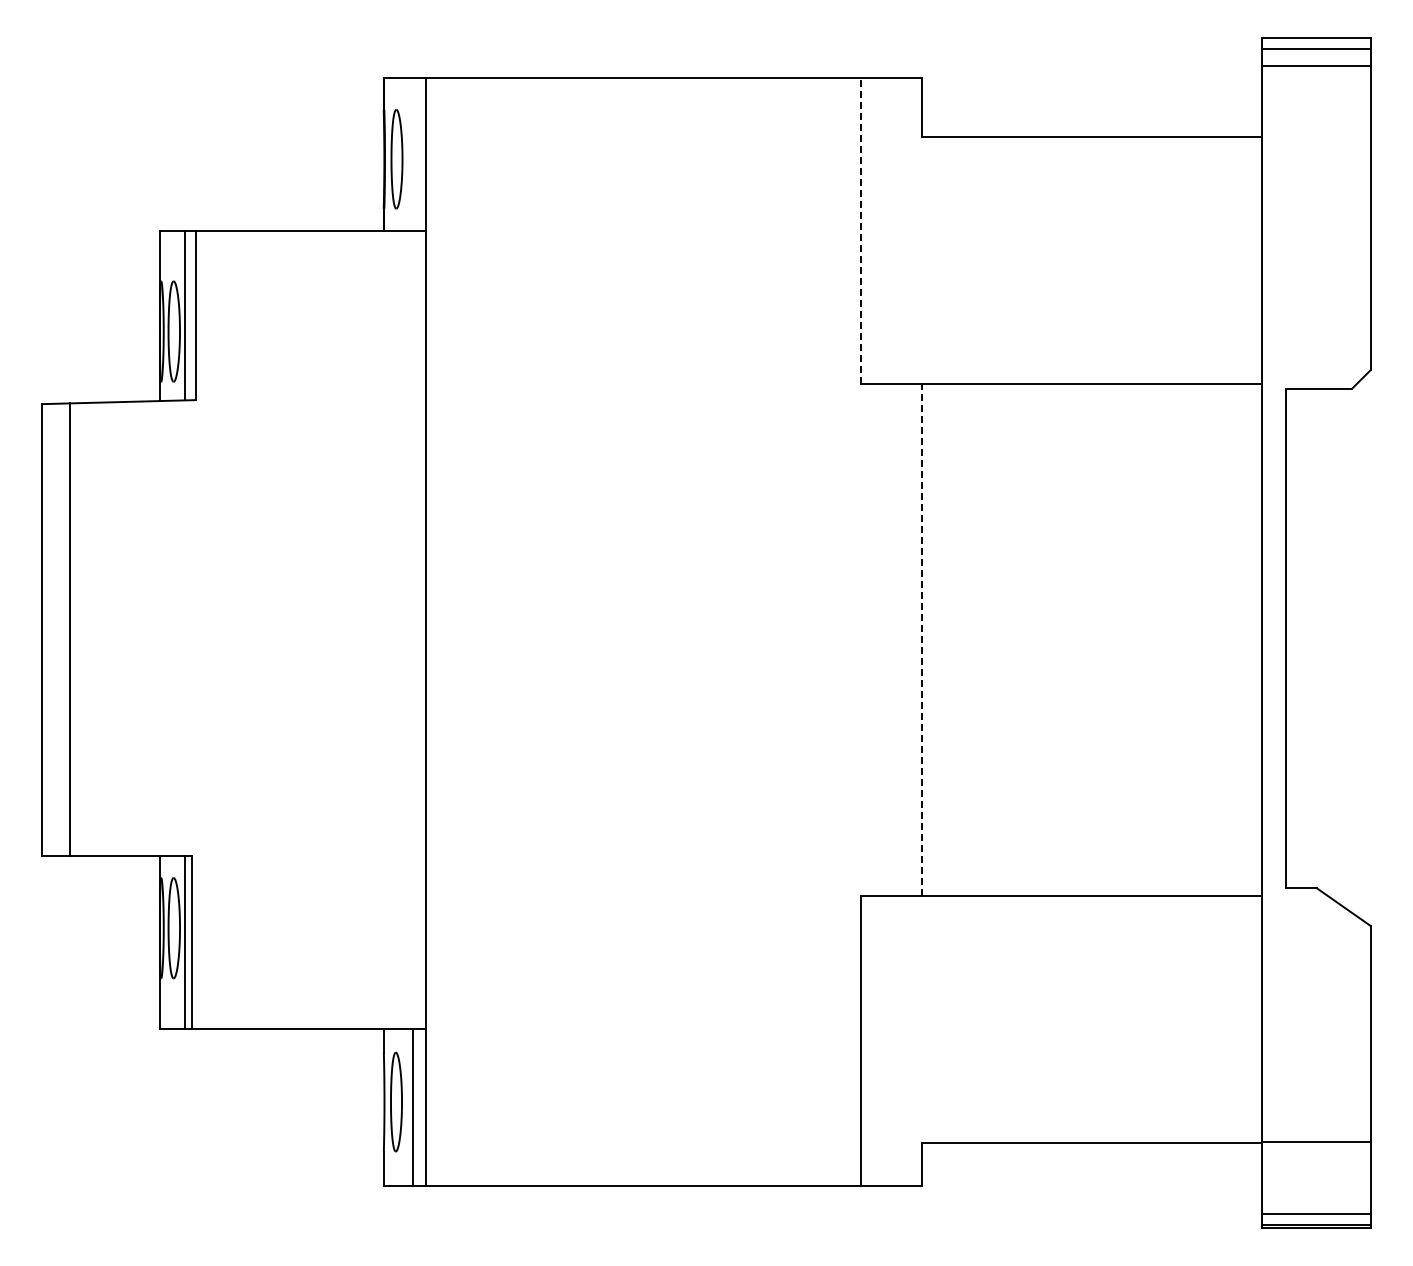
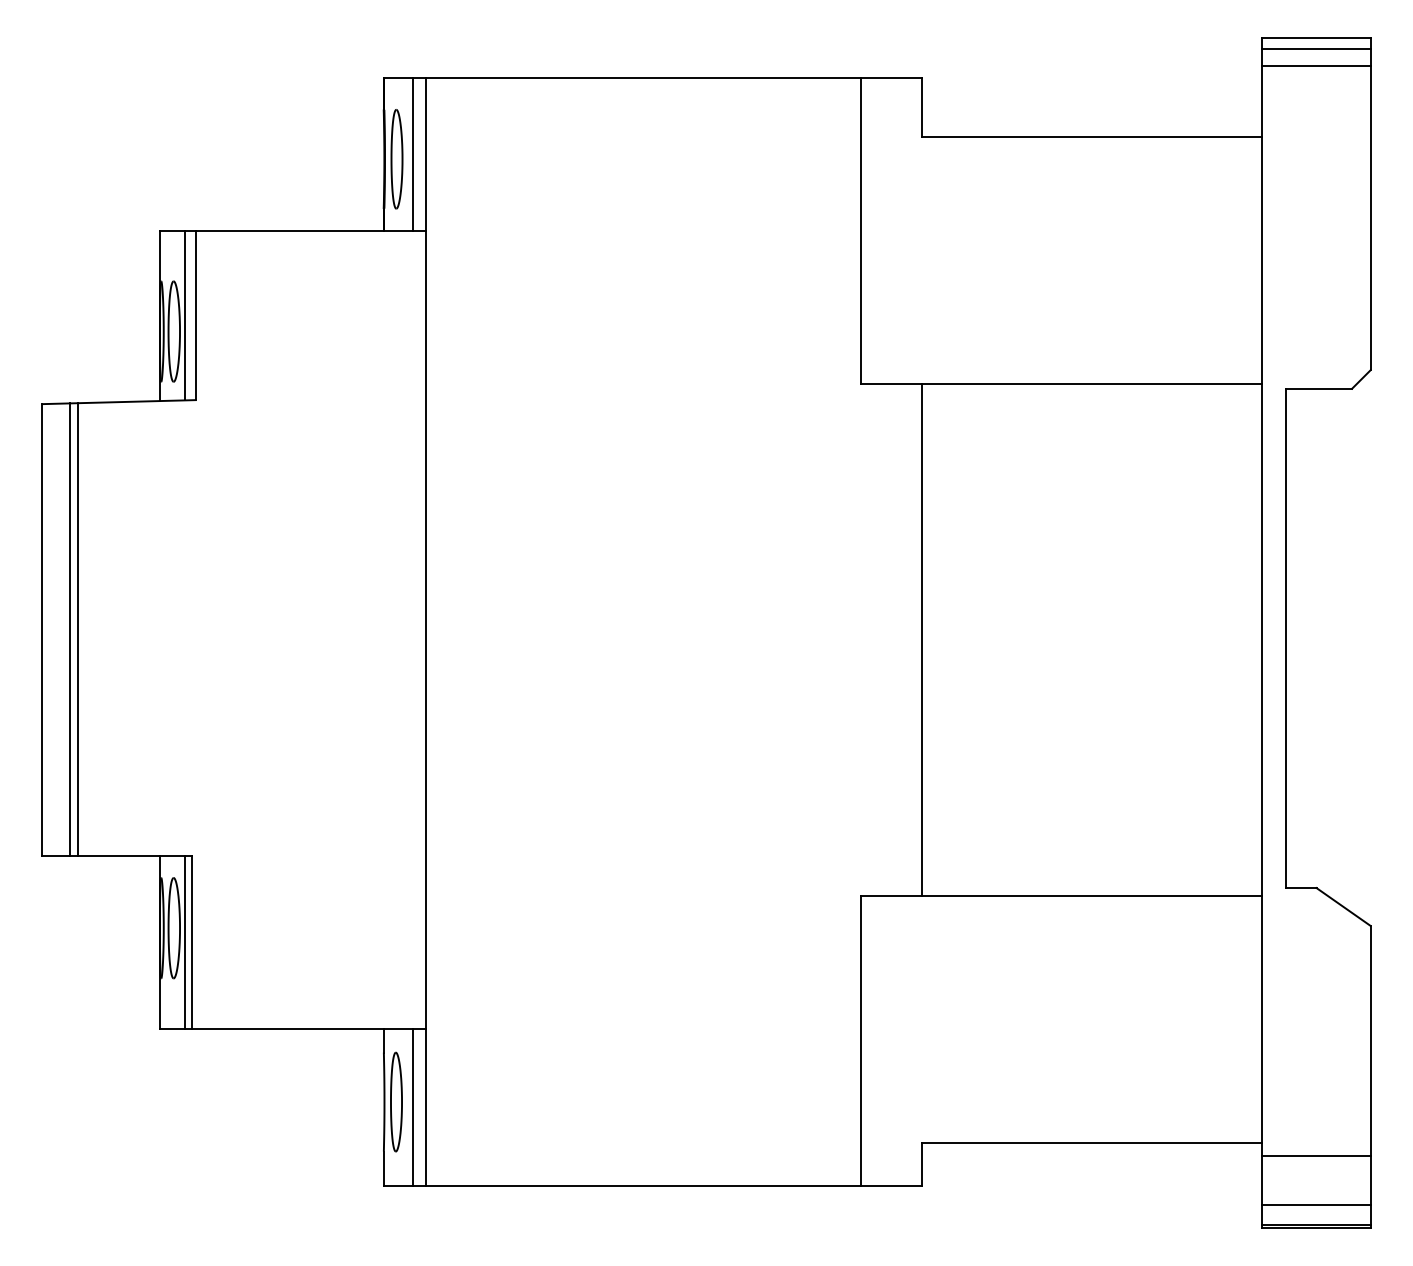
line: none -> present (412, 154)
line: dashed -> solid (860, 230)
line: none -> present (78, 629)
line: dashed -> solid (922, 640)
line position: (1316, 1142) -> (1316, 1156) (1316, 1156)
line position: (1316, 1213) -> (1316, 1204) (1316, 1204)
